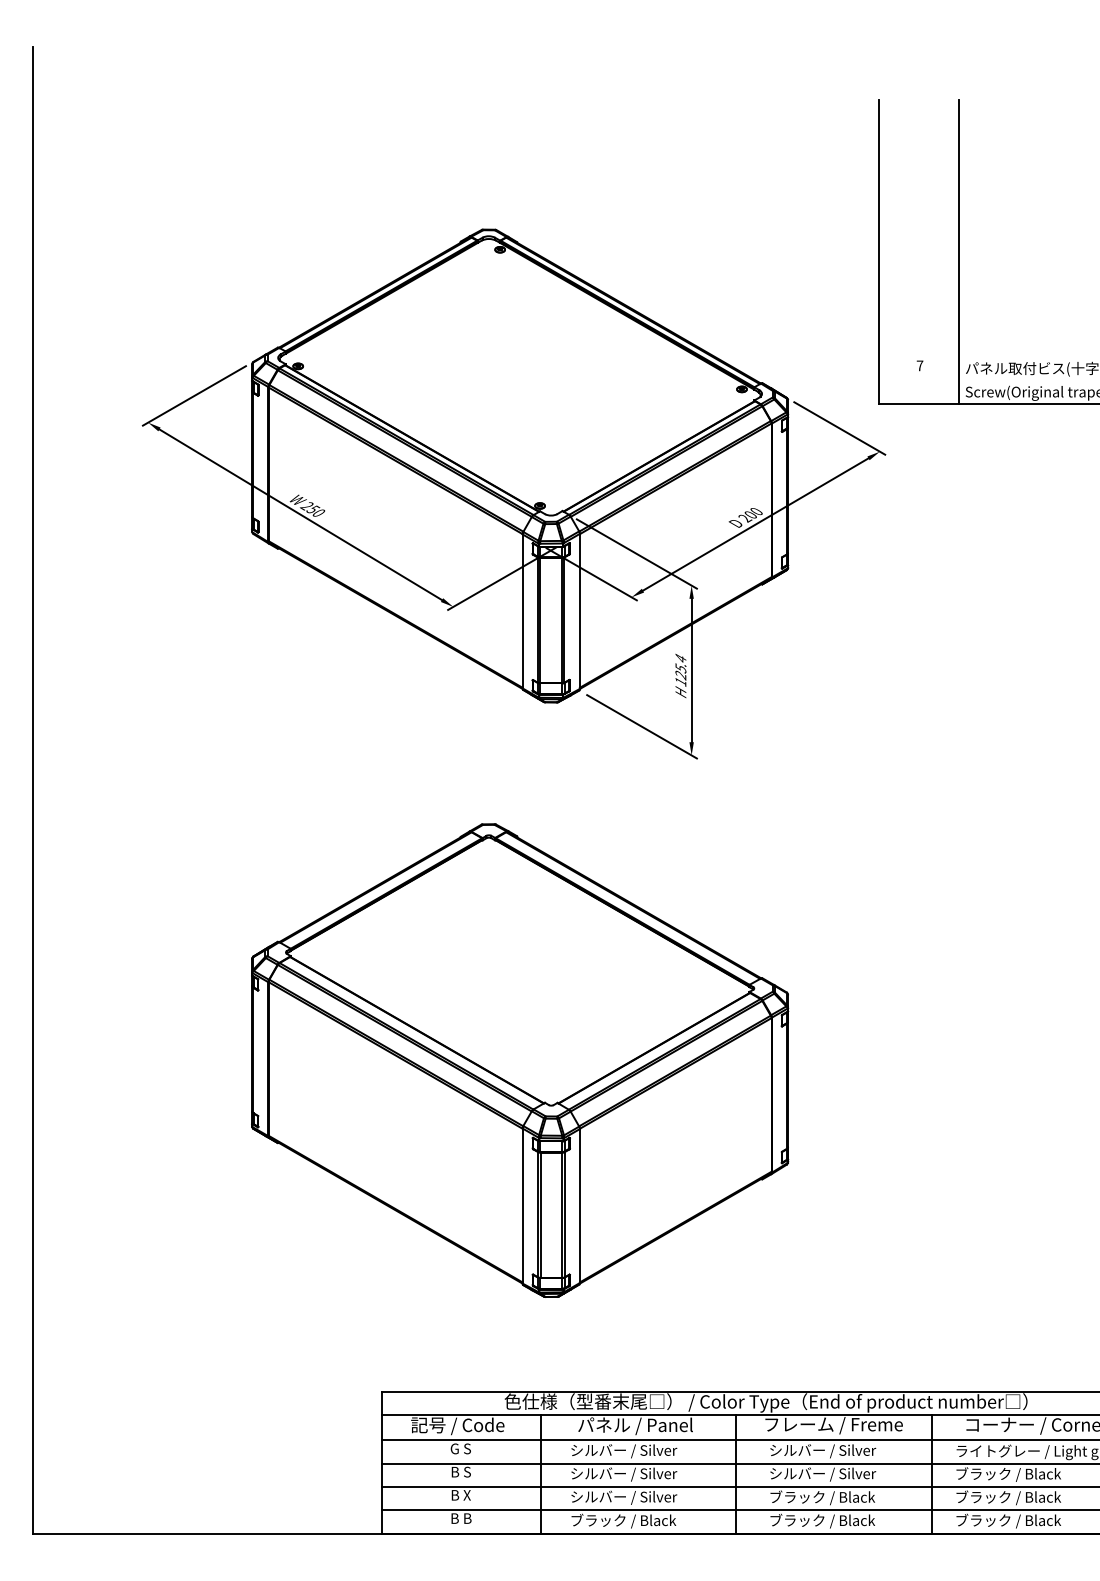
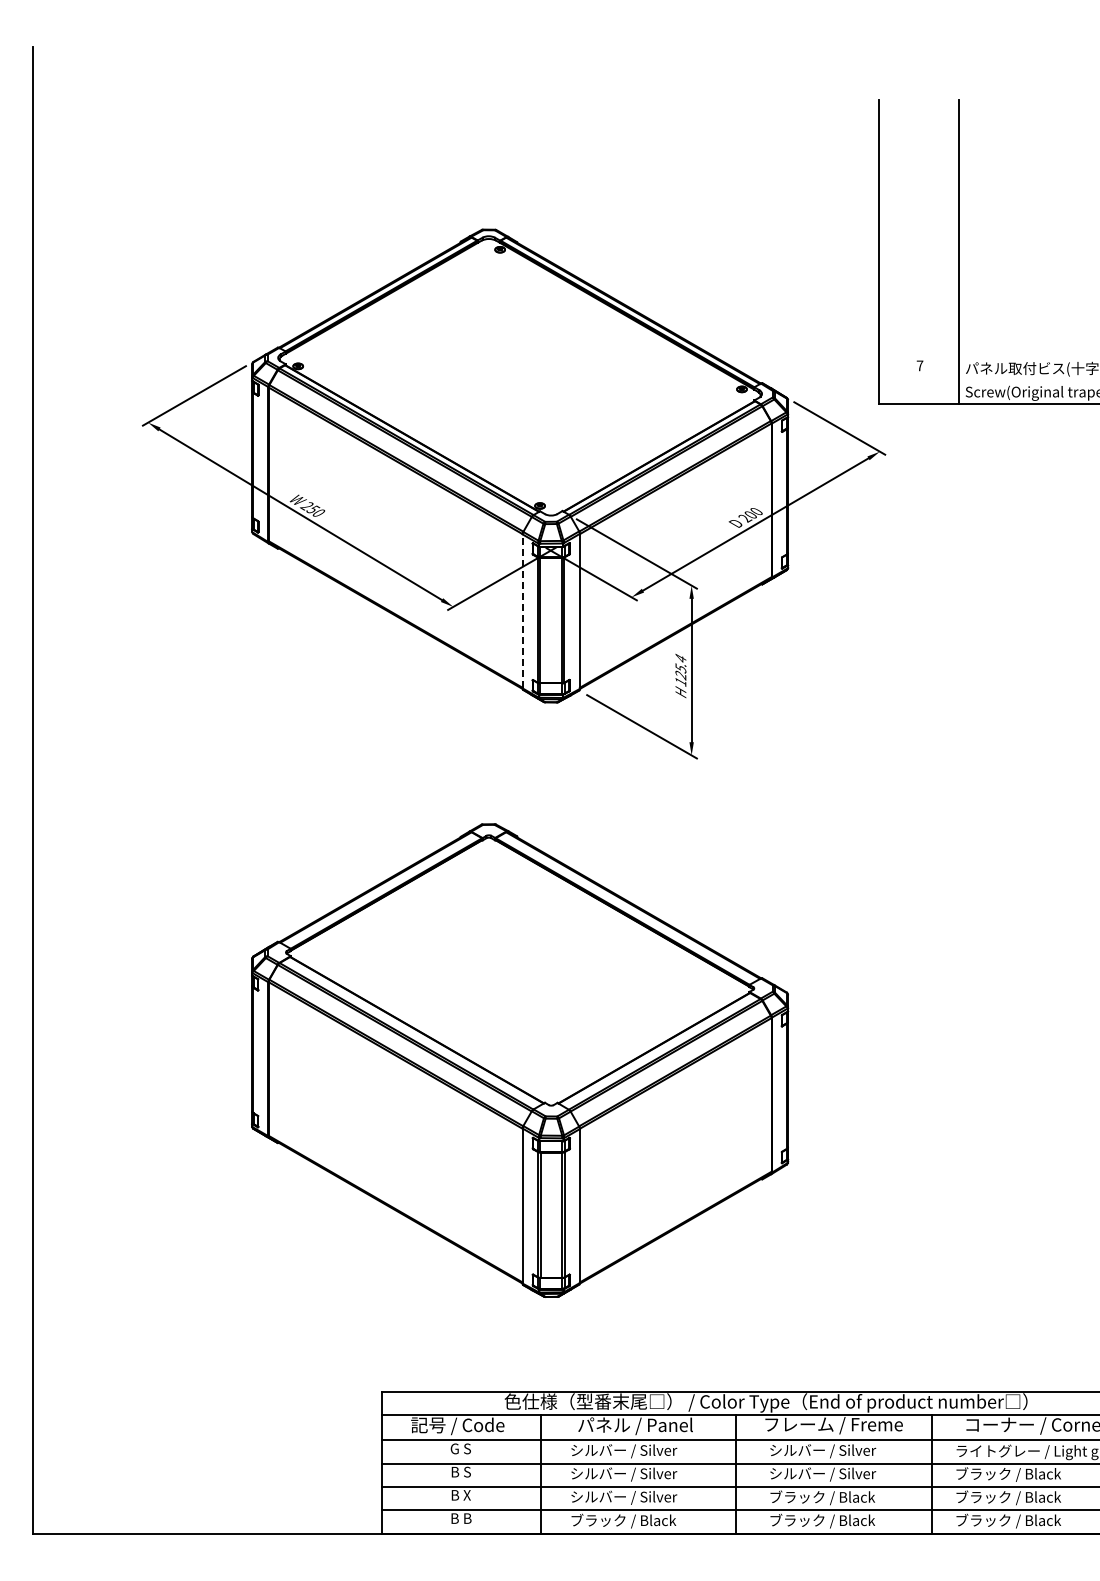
line: solid -> dashed (522, 611)
